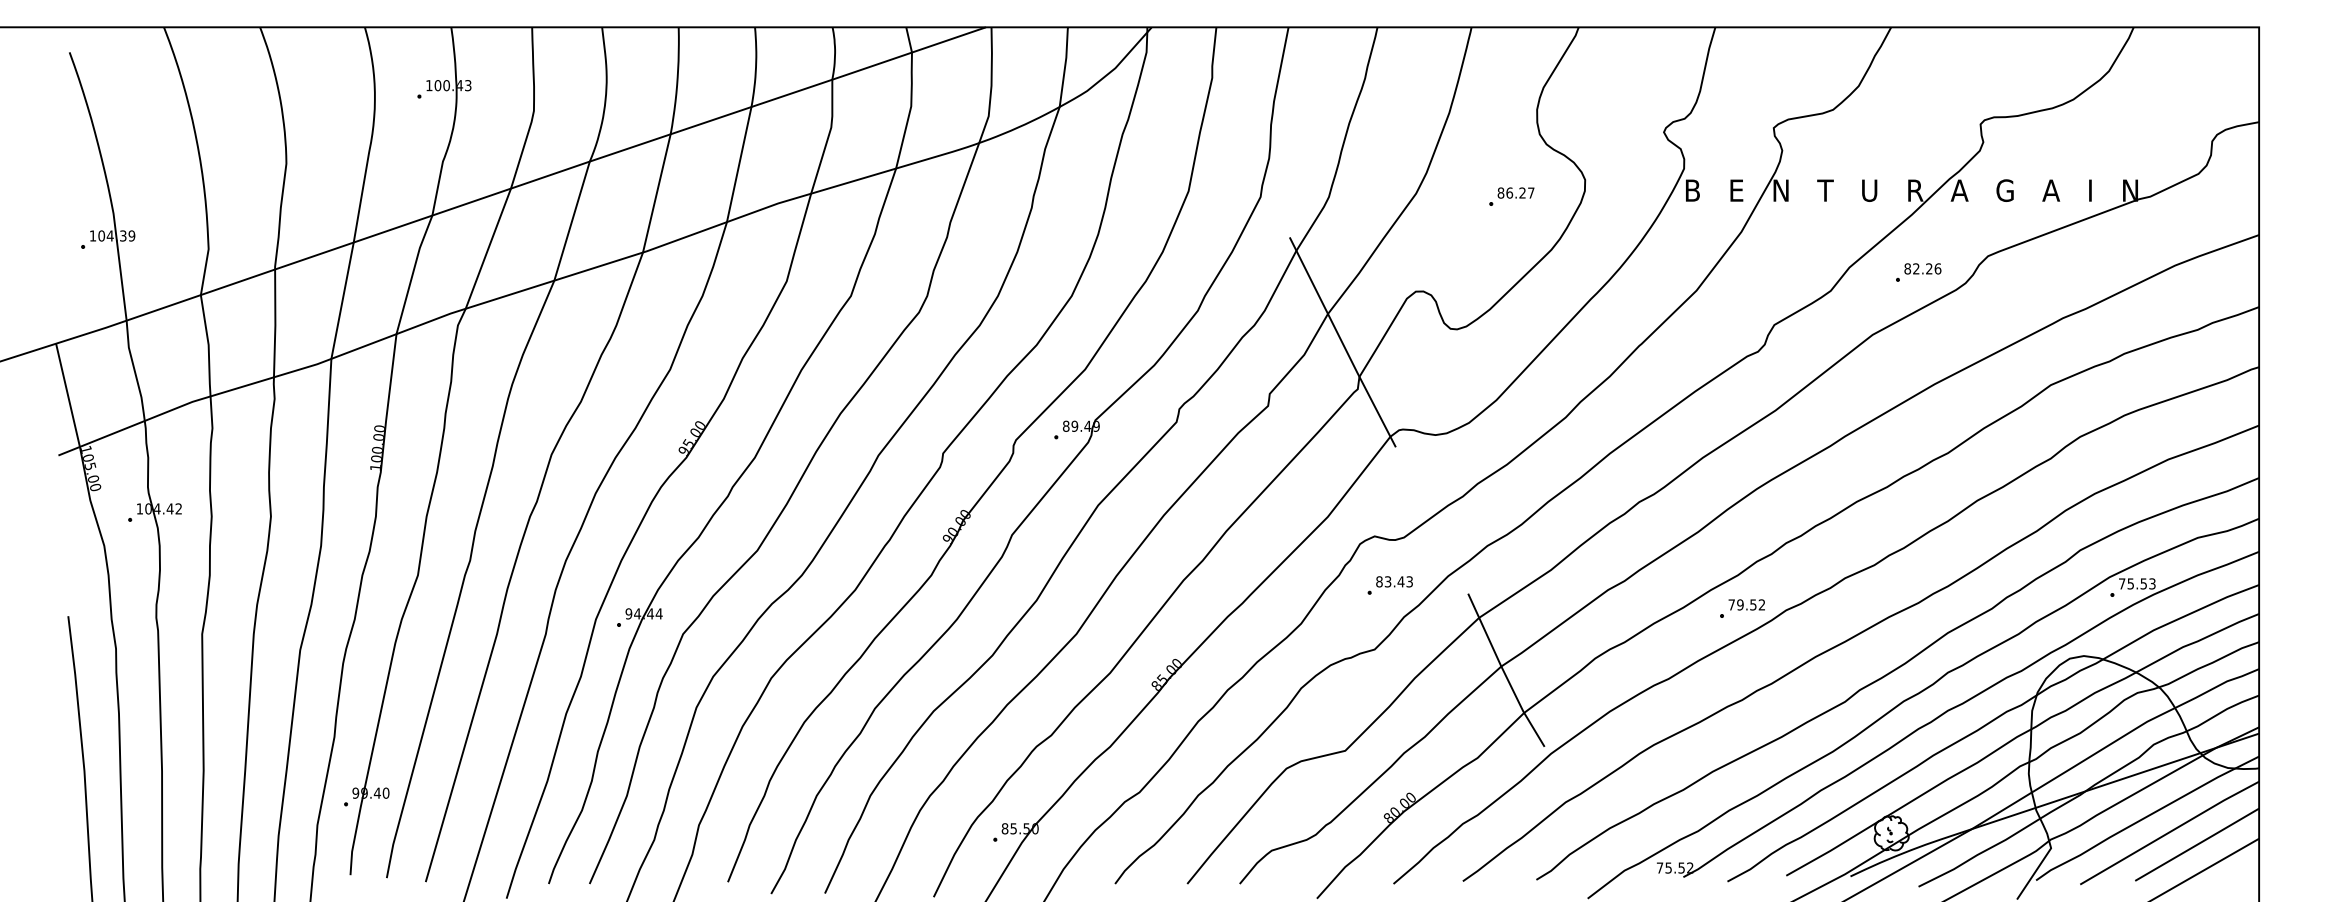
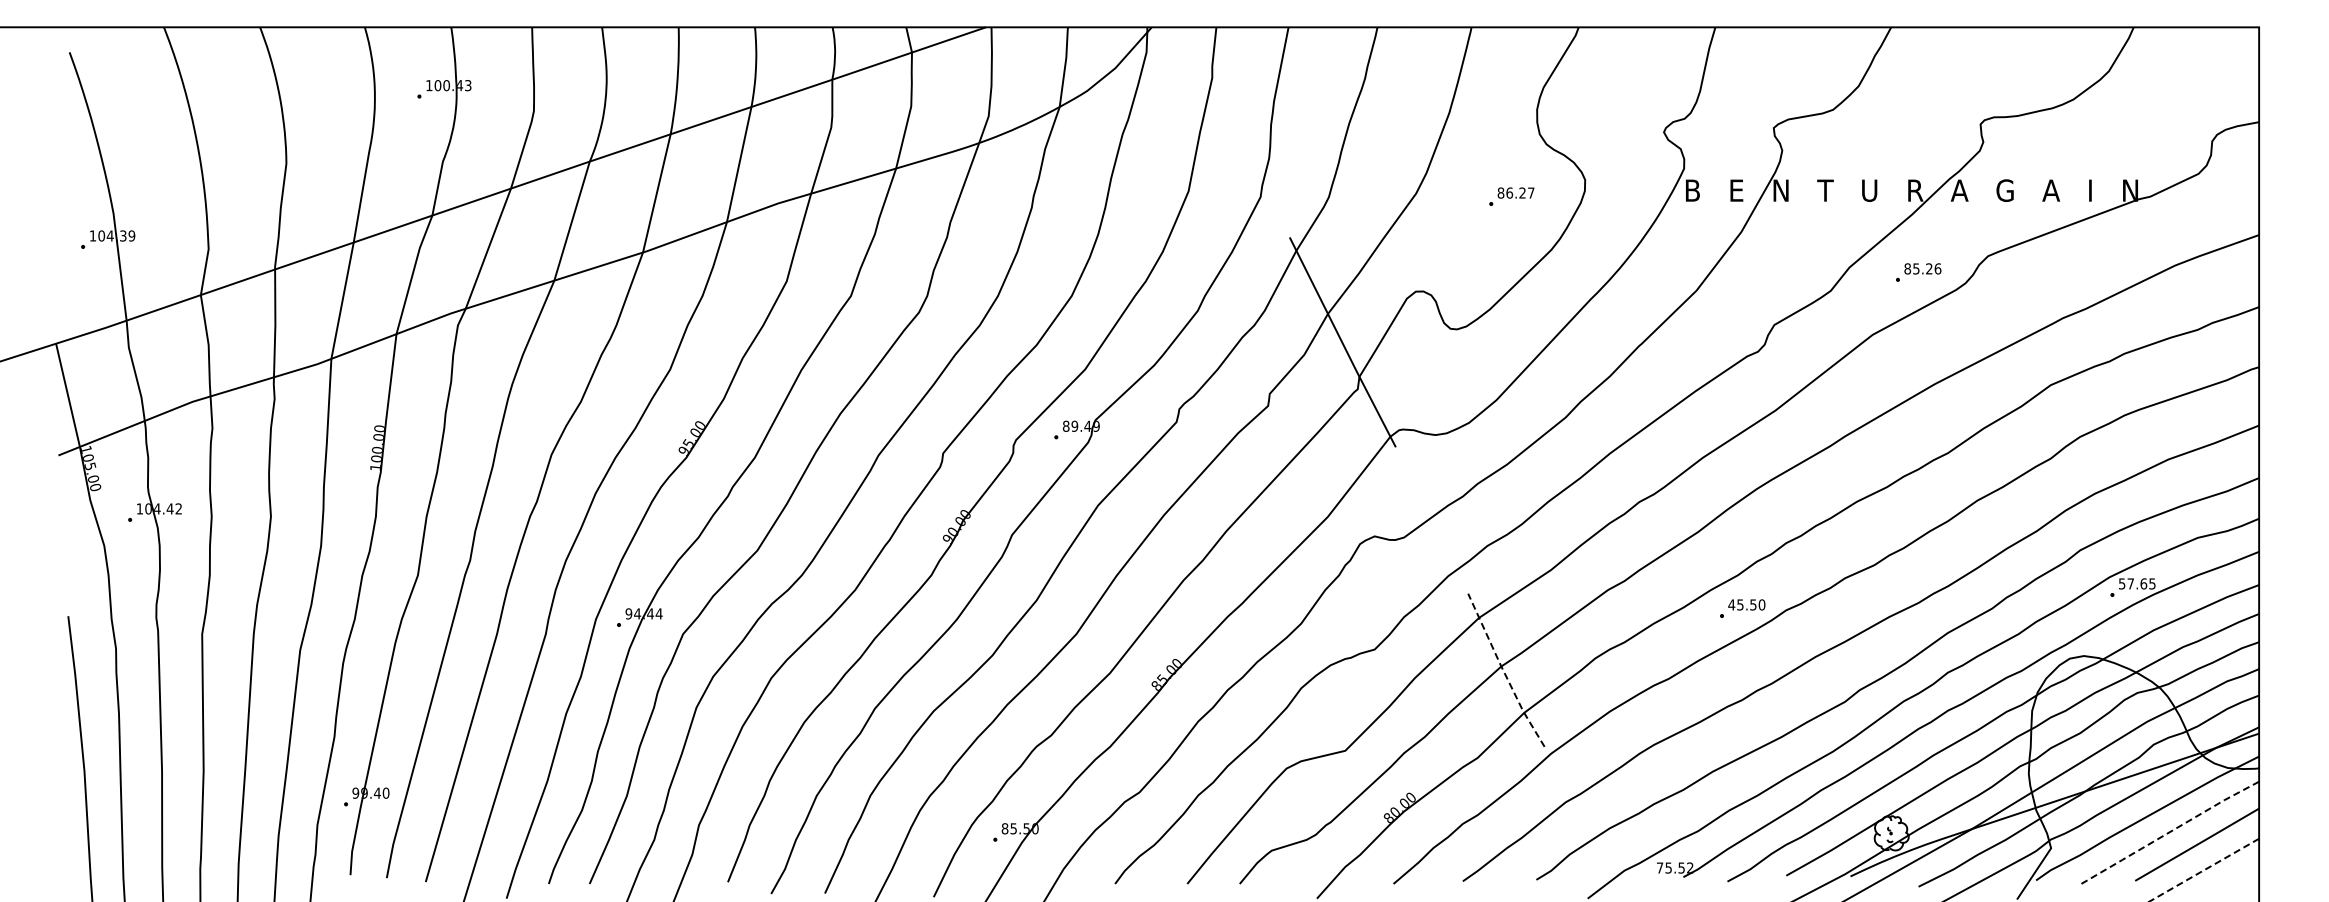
text: 82.26 -> 85.26 (1916, 268)
text: 75.53 -> 57.65 (2137, 583)
part: present -> none (1389, 585)
text: 79.52 -> 45.50 (1746, 604)
line: solid -> dashed (1503, 671)
line: solid -> dashed (2169, 832)
line: solid -> dashed (2203, 870)
